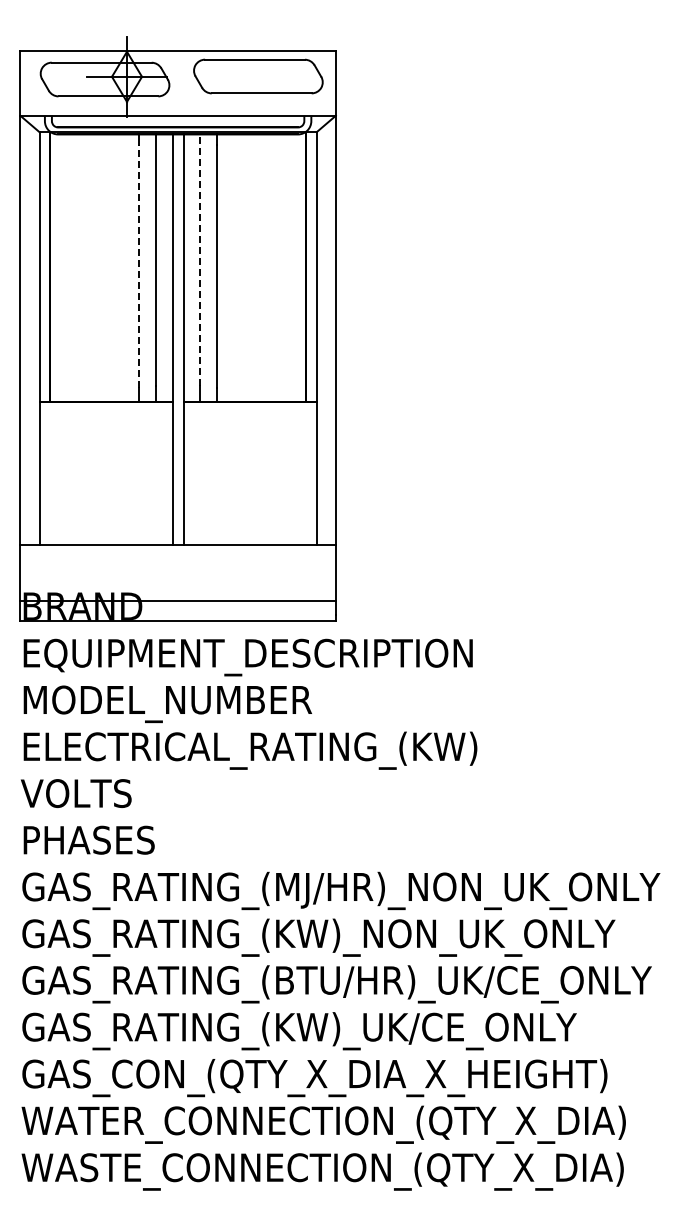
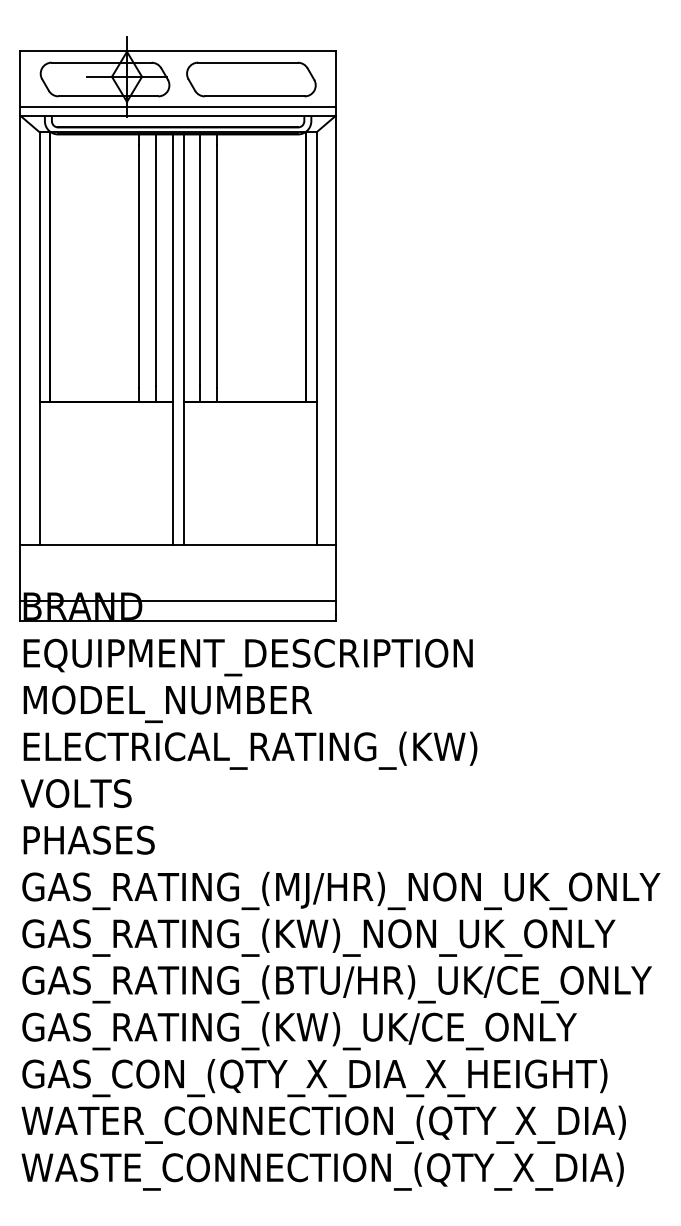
part position: (258, 76) -> (251, 79) (251, 79)
line: none -> present (177, 106)
line: dashed -> solid (200, 260)
line: dashed -> solid (139, 265)
